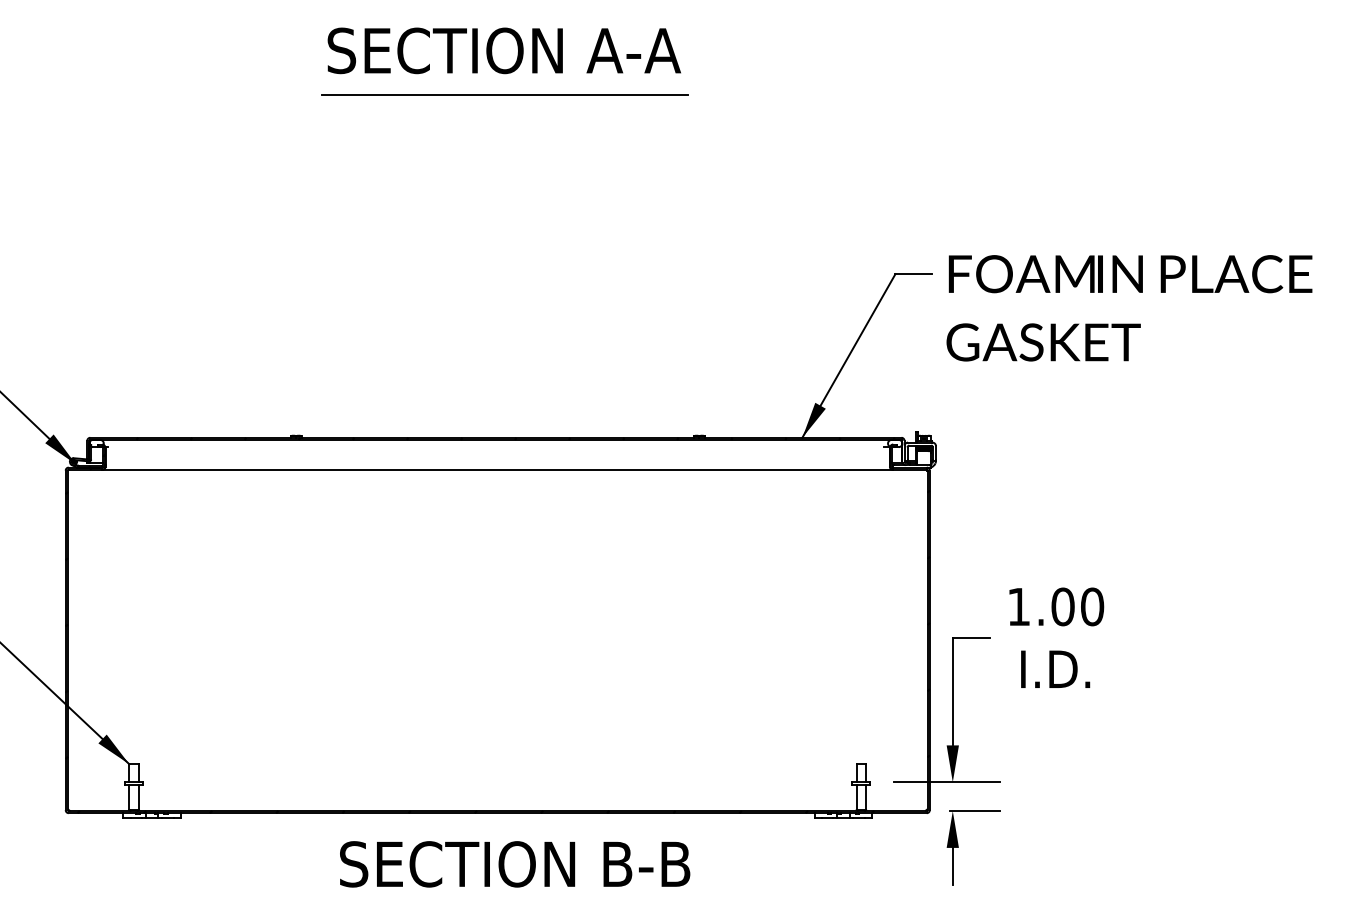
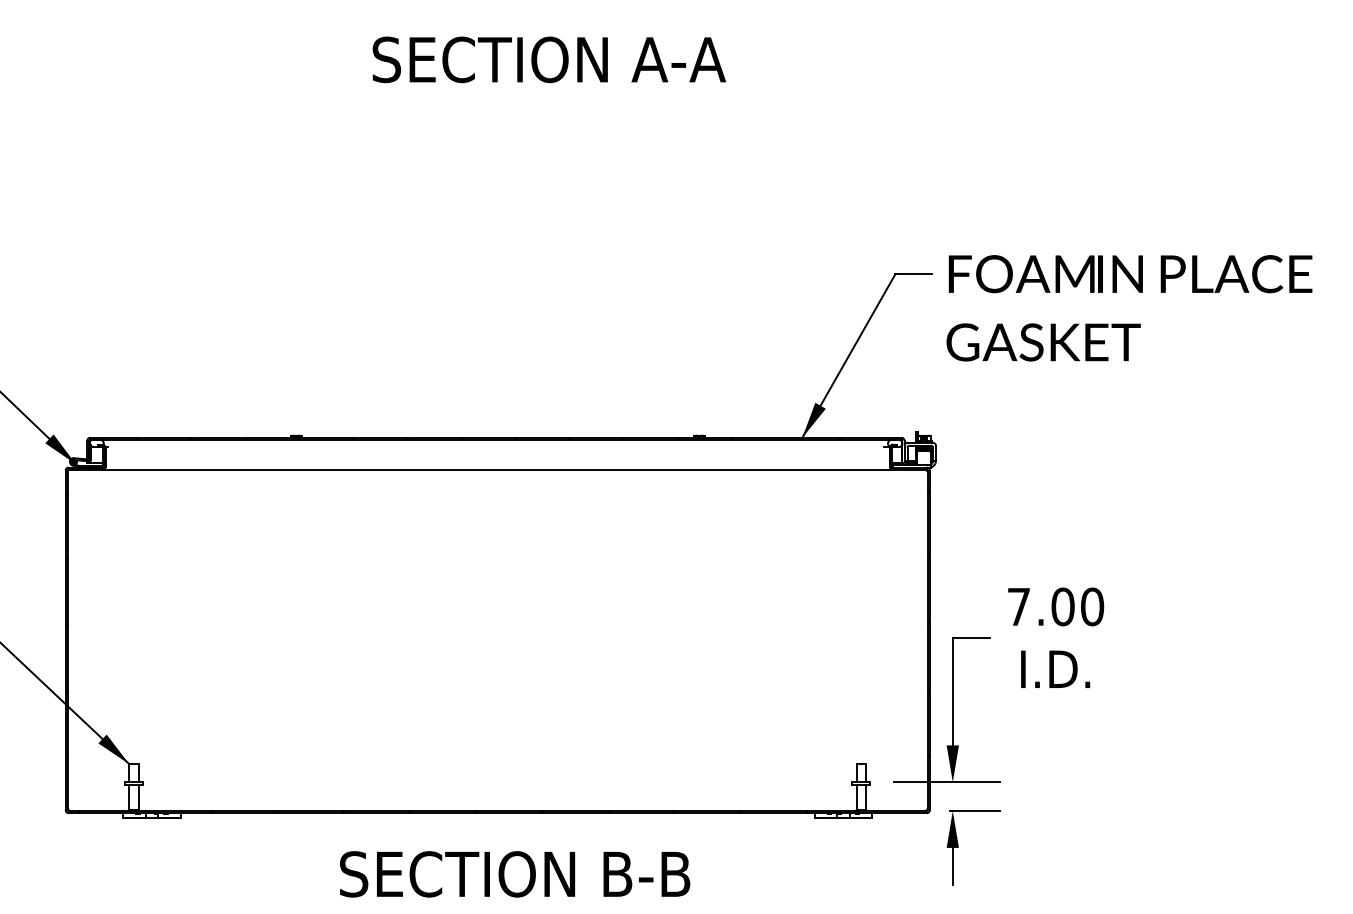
text position: (503, 50) -> (548, 59) (548, 59)
line: present -> none (504, 95)
text: 1.00 -> 7.00 (1018, 606)
text position: (515, 864) -> (515, 874) (515, 874)
